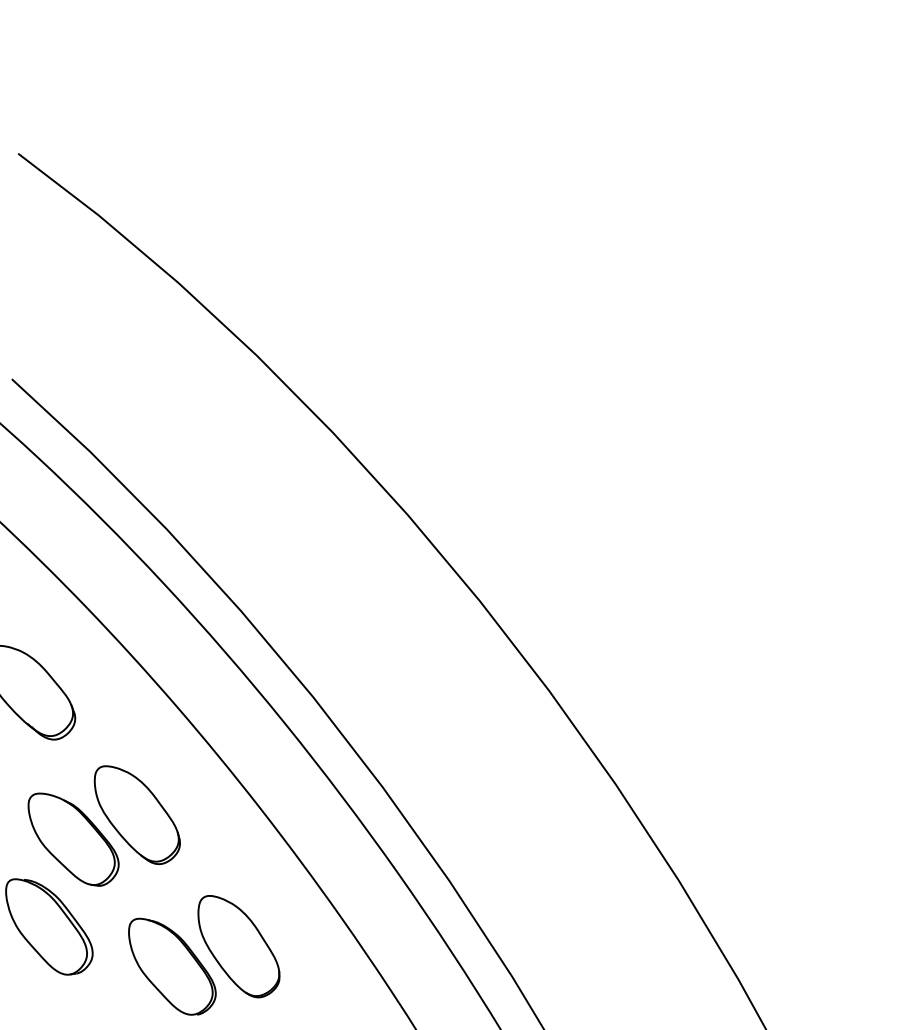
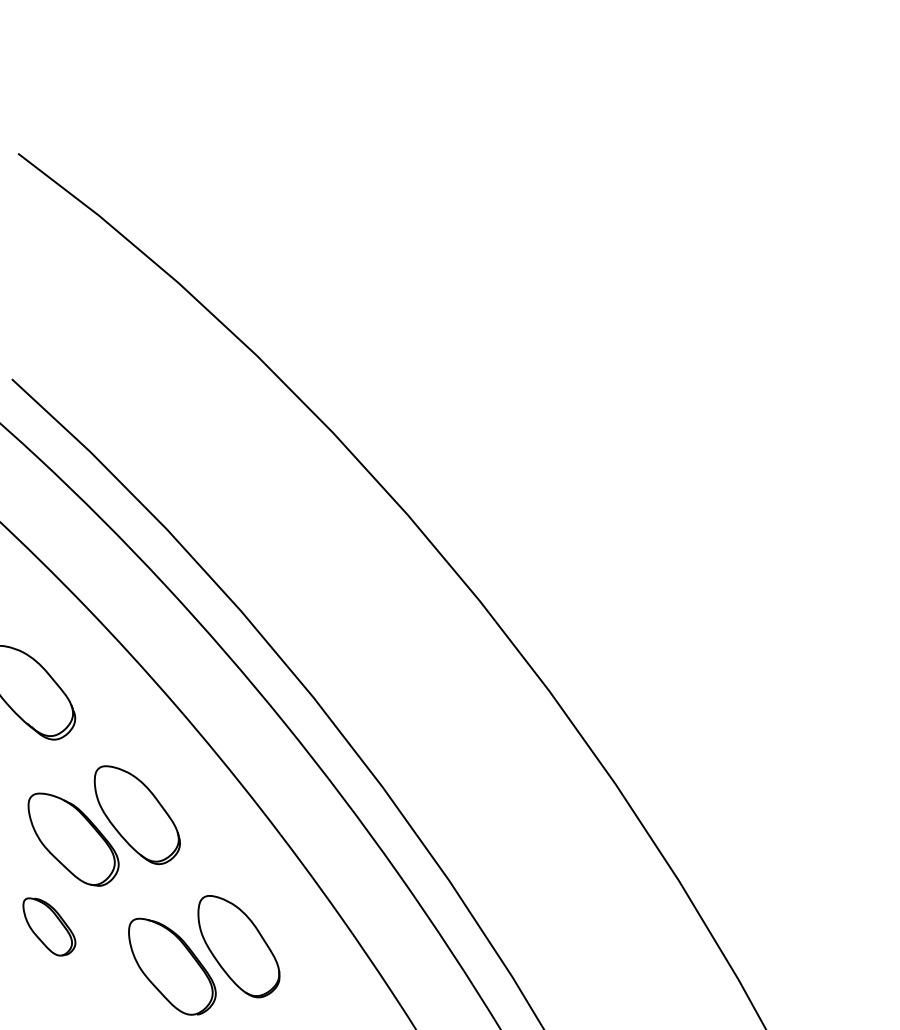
part size: 89x98 px -> 55x60 px (49, 926)
